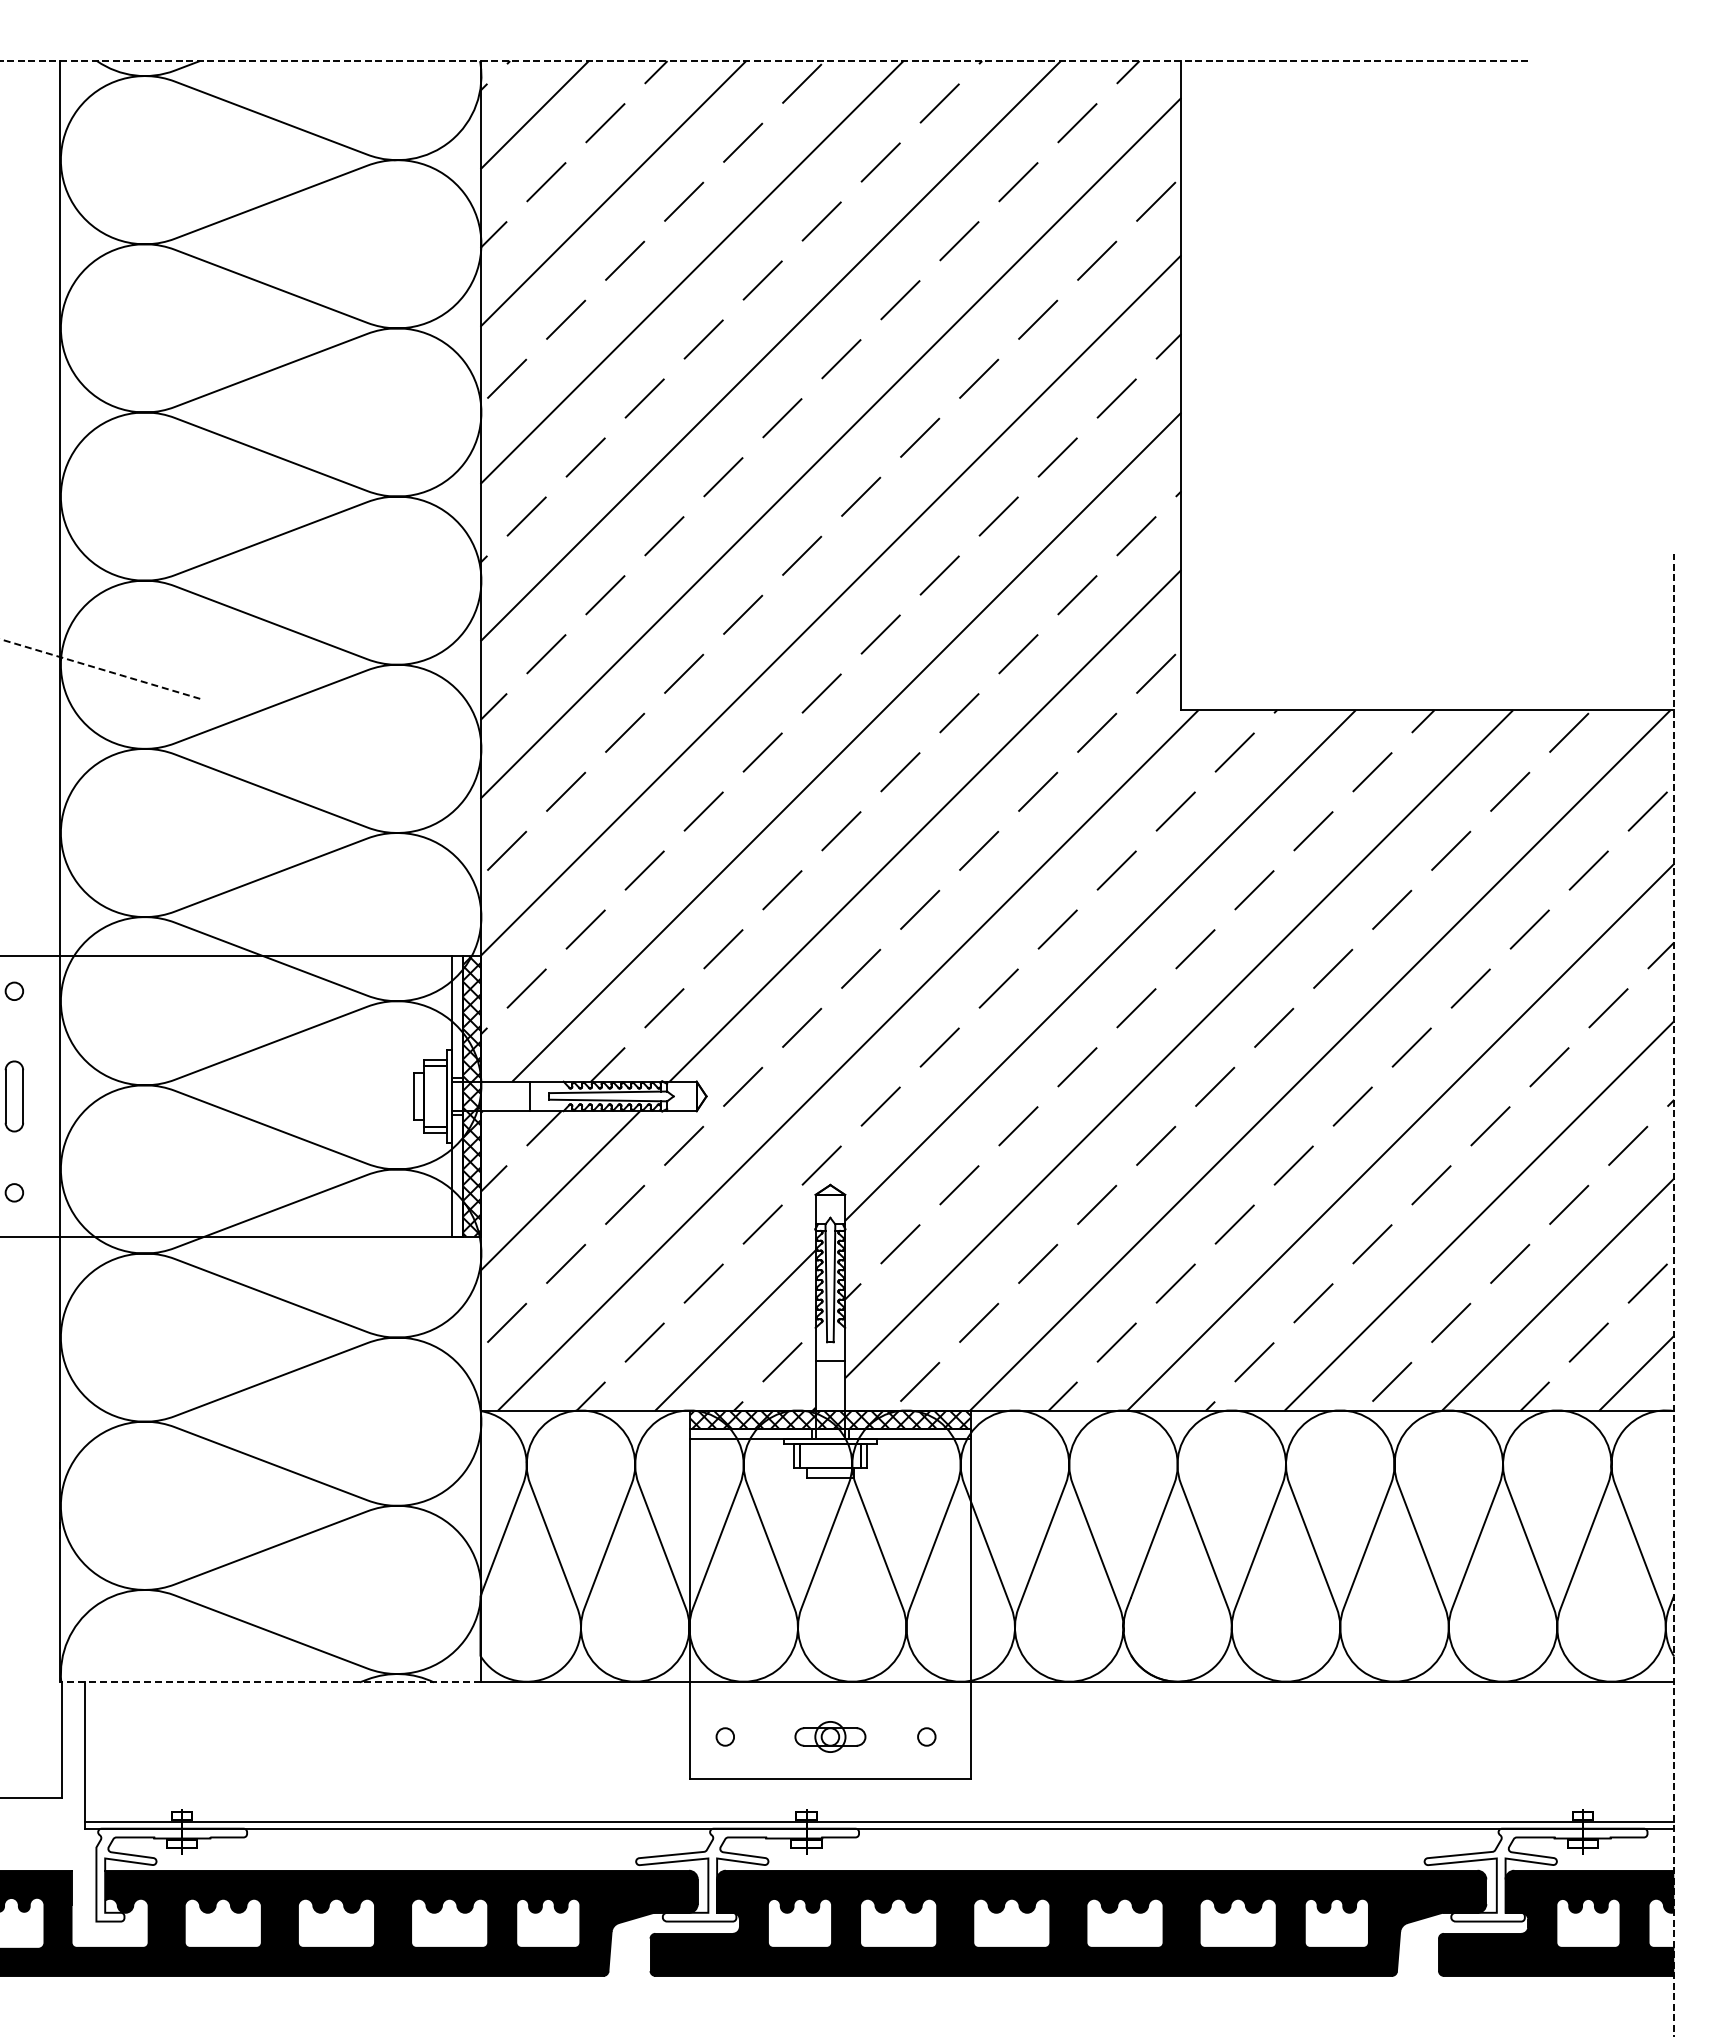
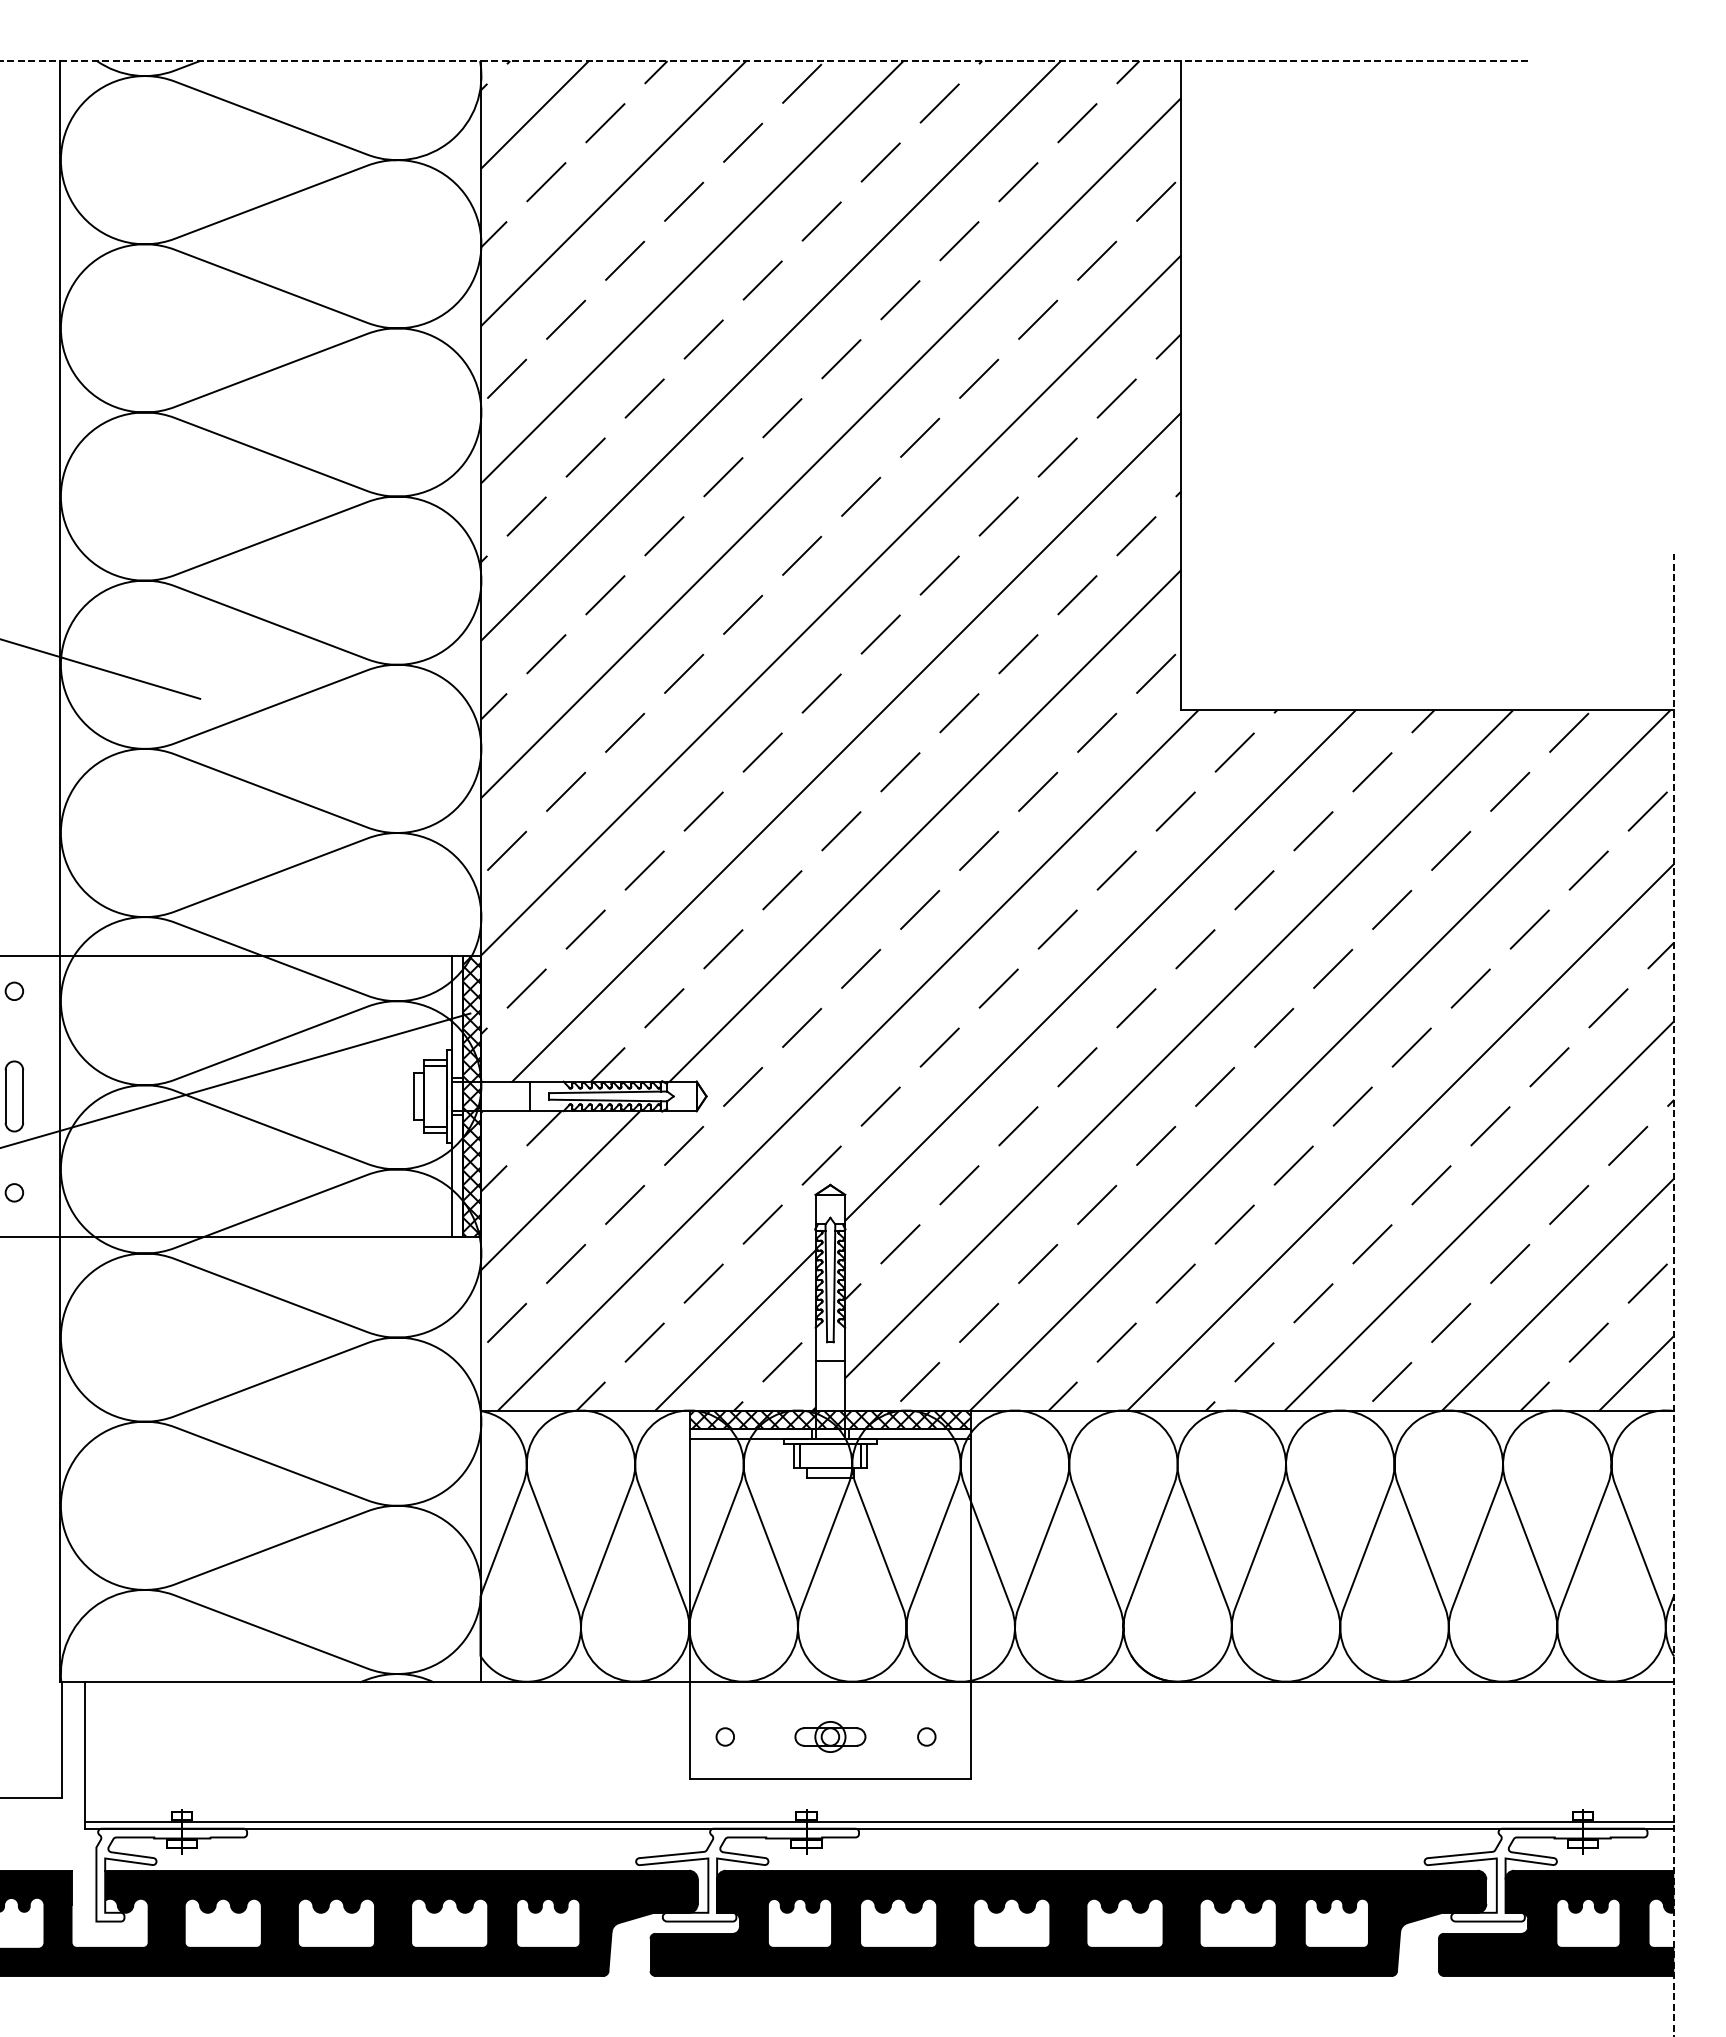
line: dashed -> solid (99, 668)
line: none -> present (236, 1080)
line: dashed -> solid (269, 1682)
